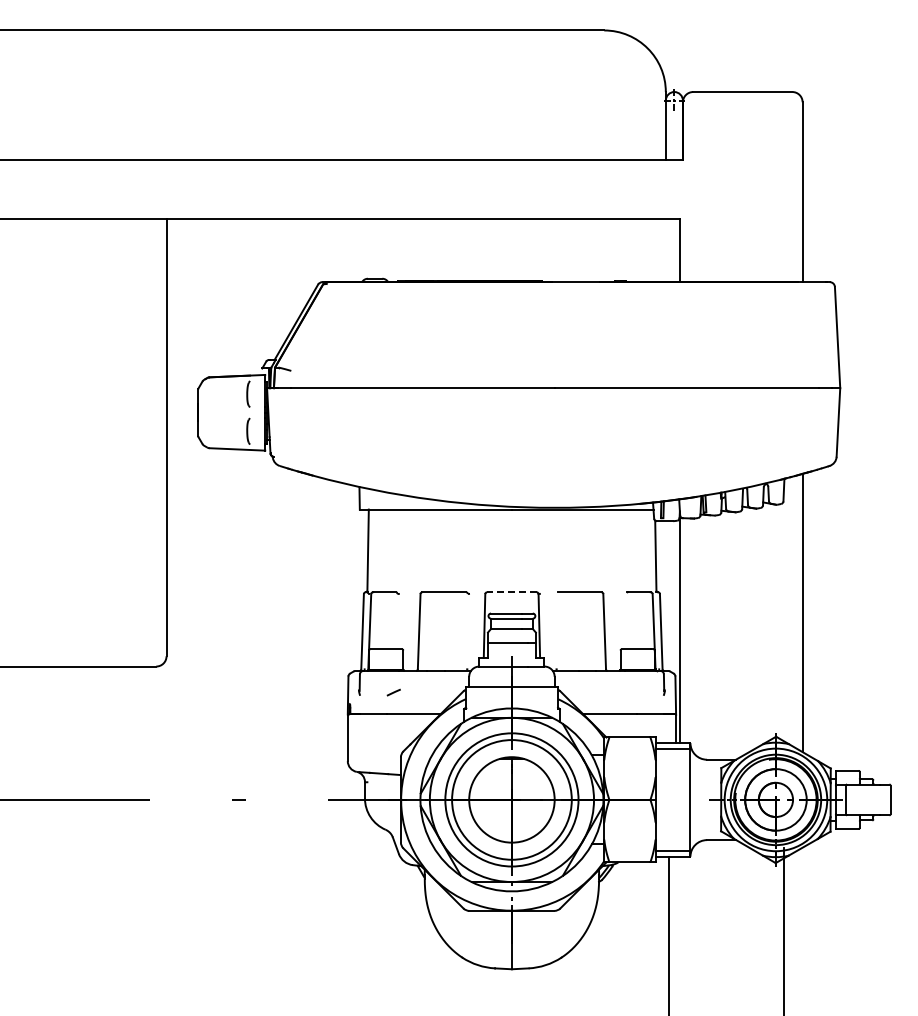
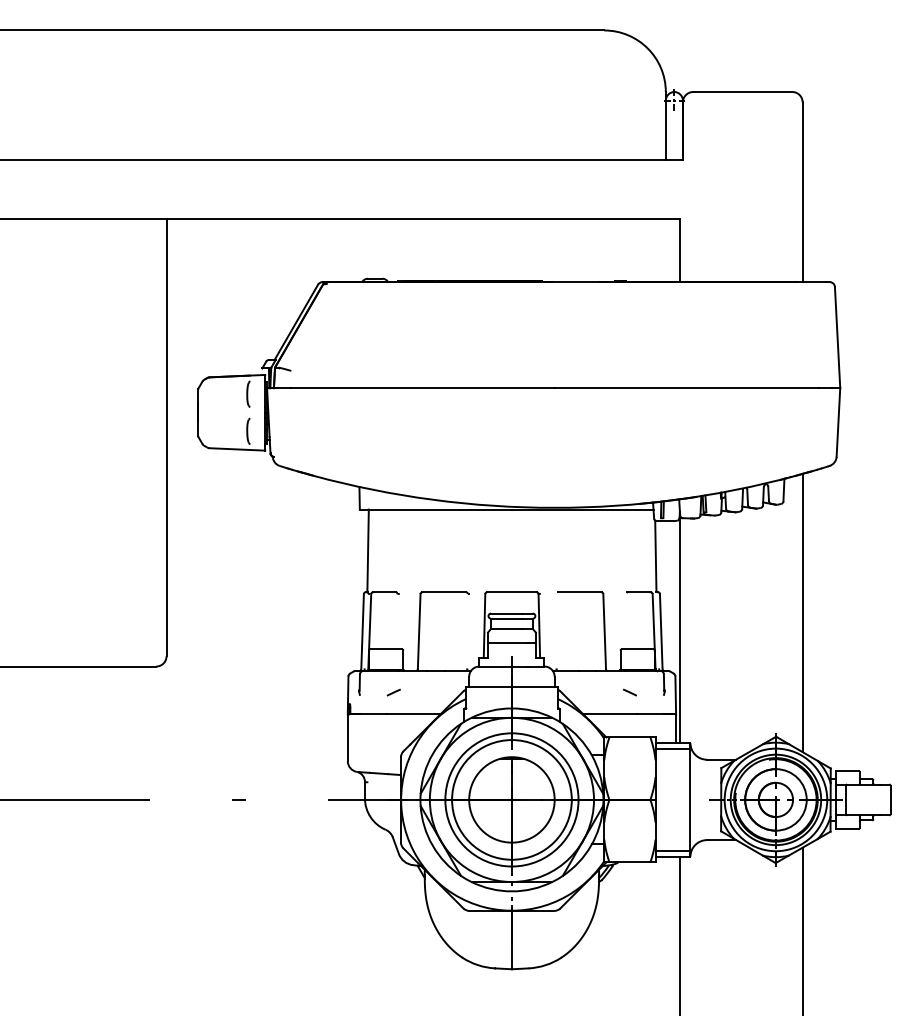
line: dashed -> solid (511, 592)
line: none -> present (629, 692)
line position: (783, 929) -> (802, 929) (802, 929)
line position: (668, 934) -> (679, 934) (679, 934)
